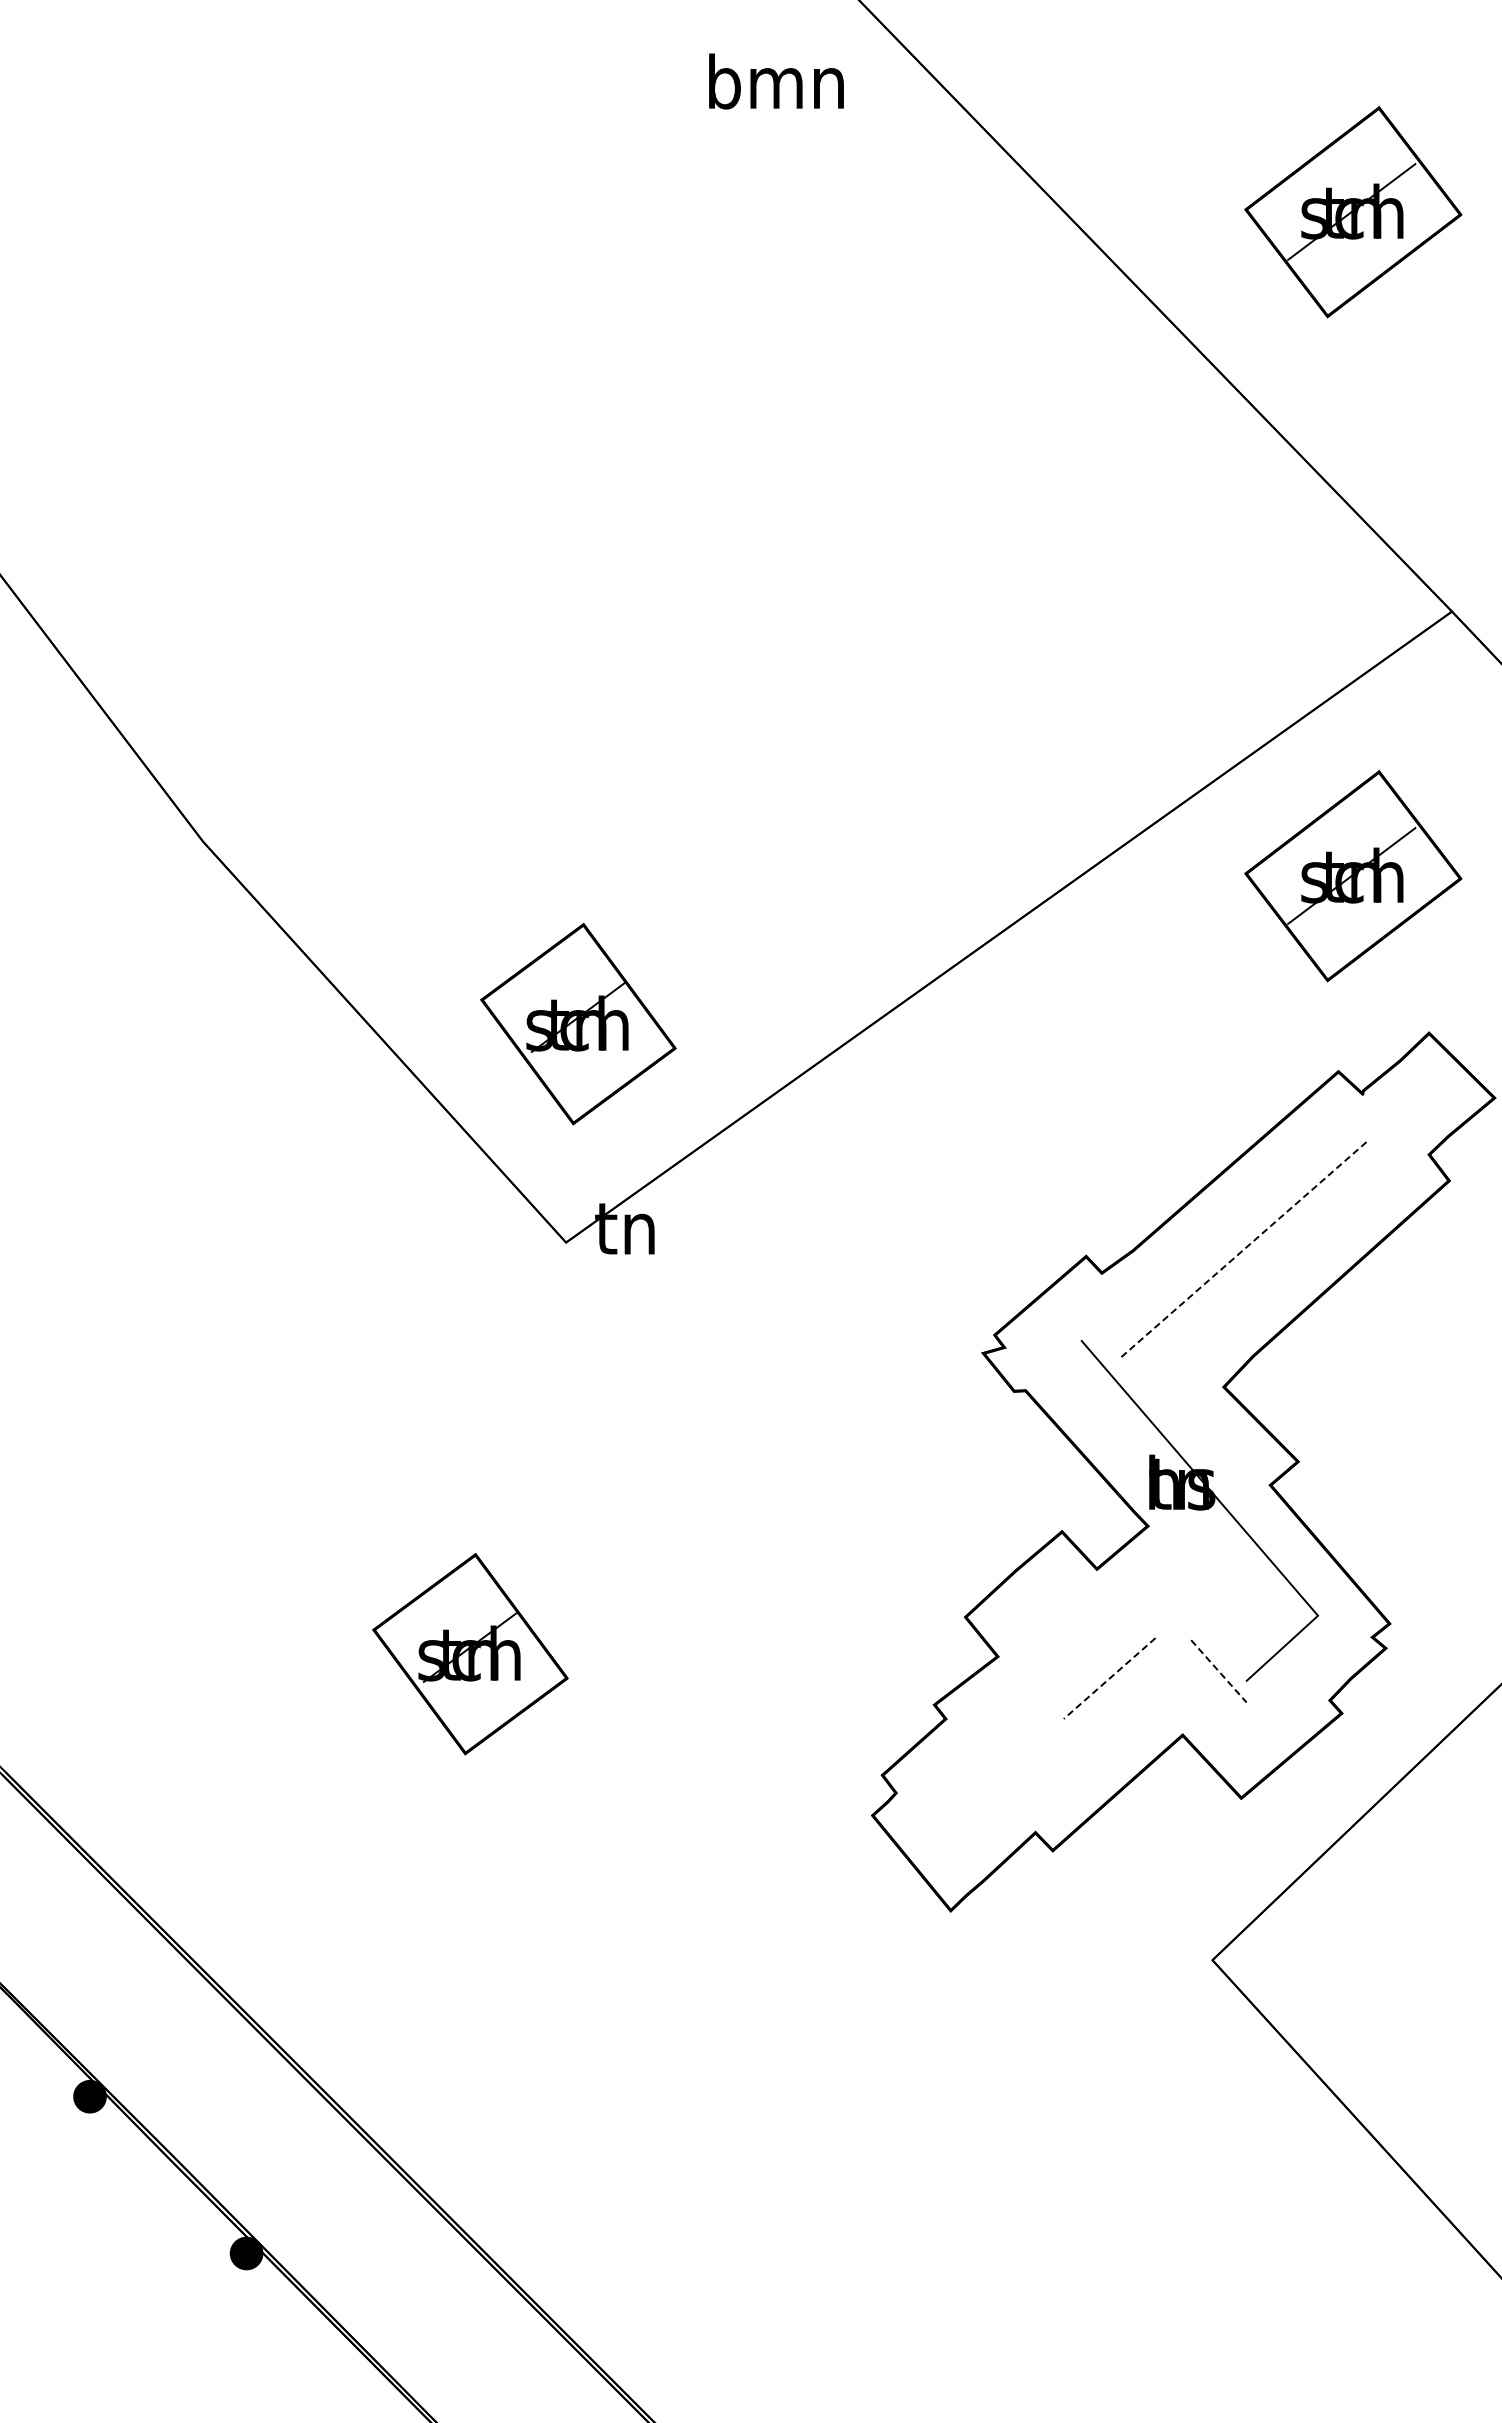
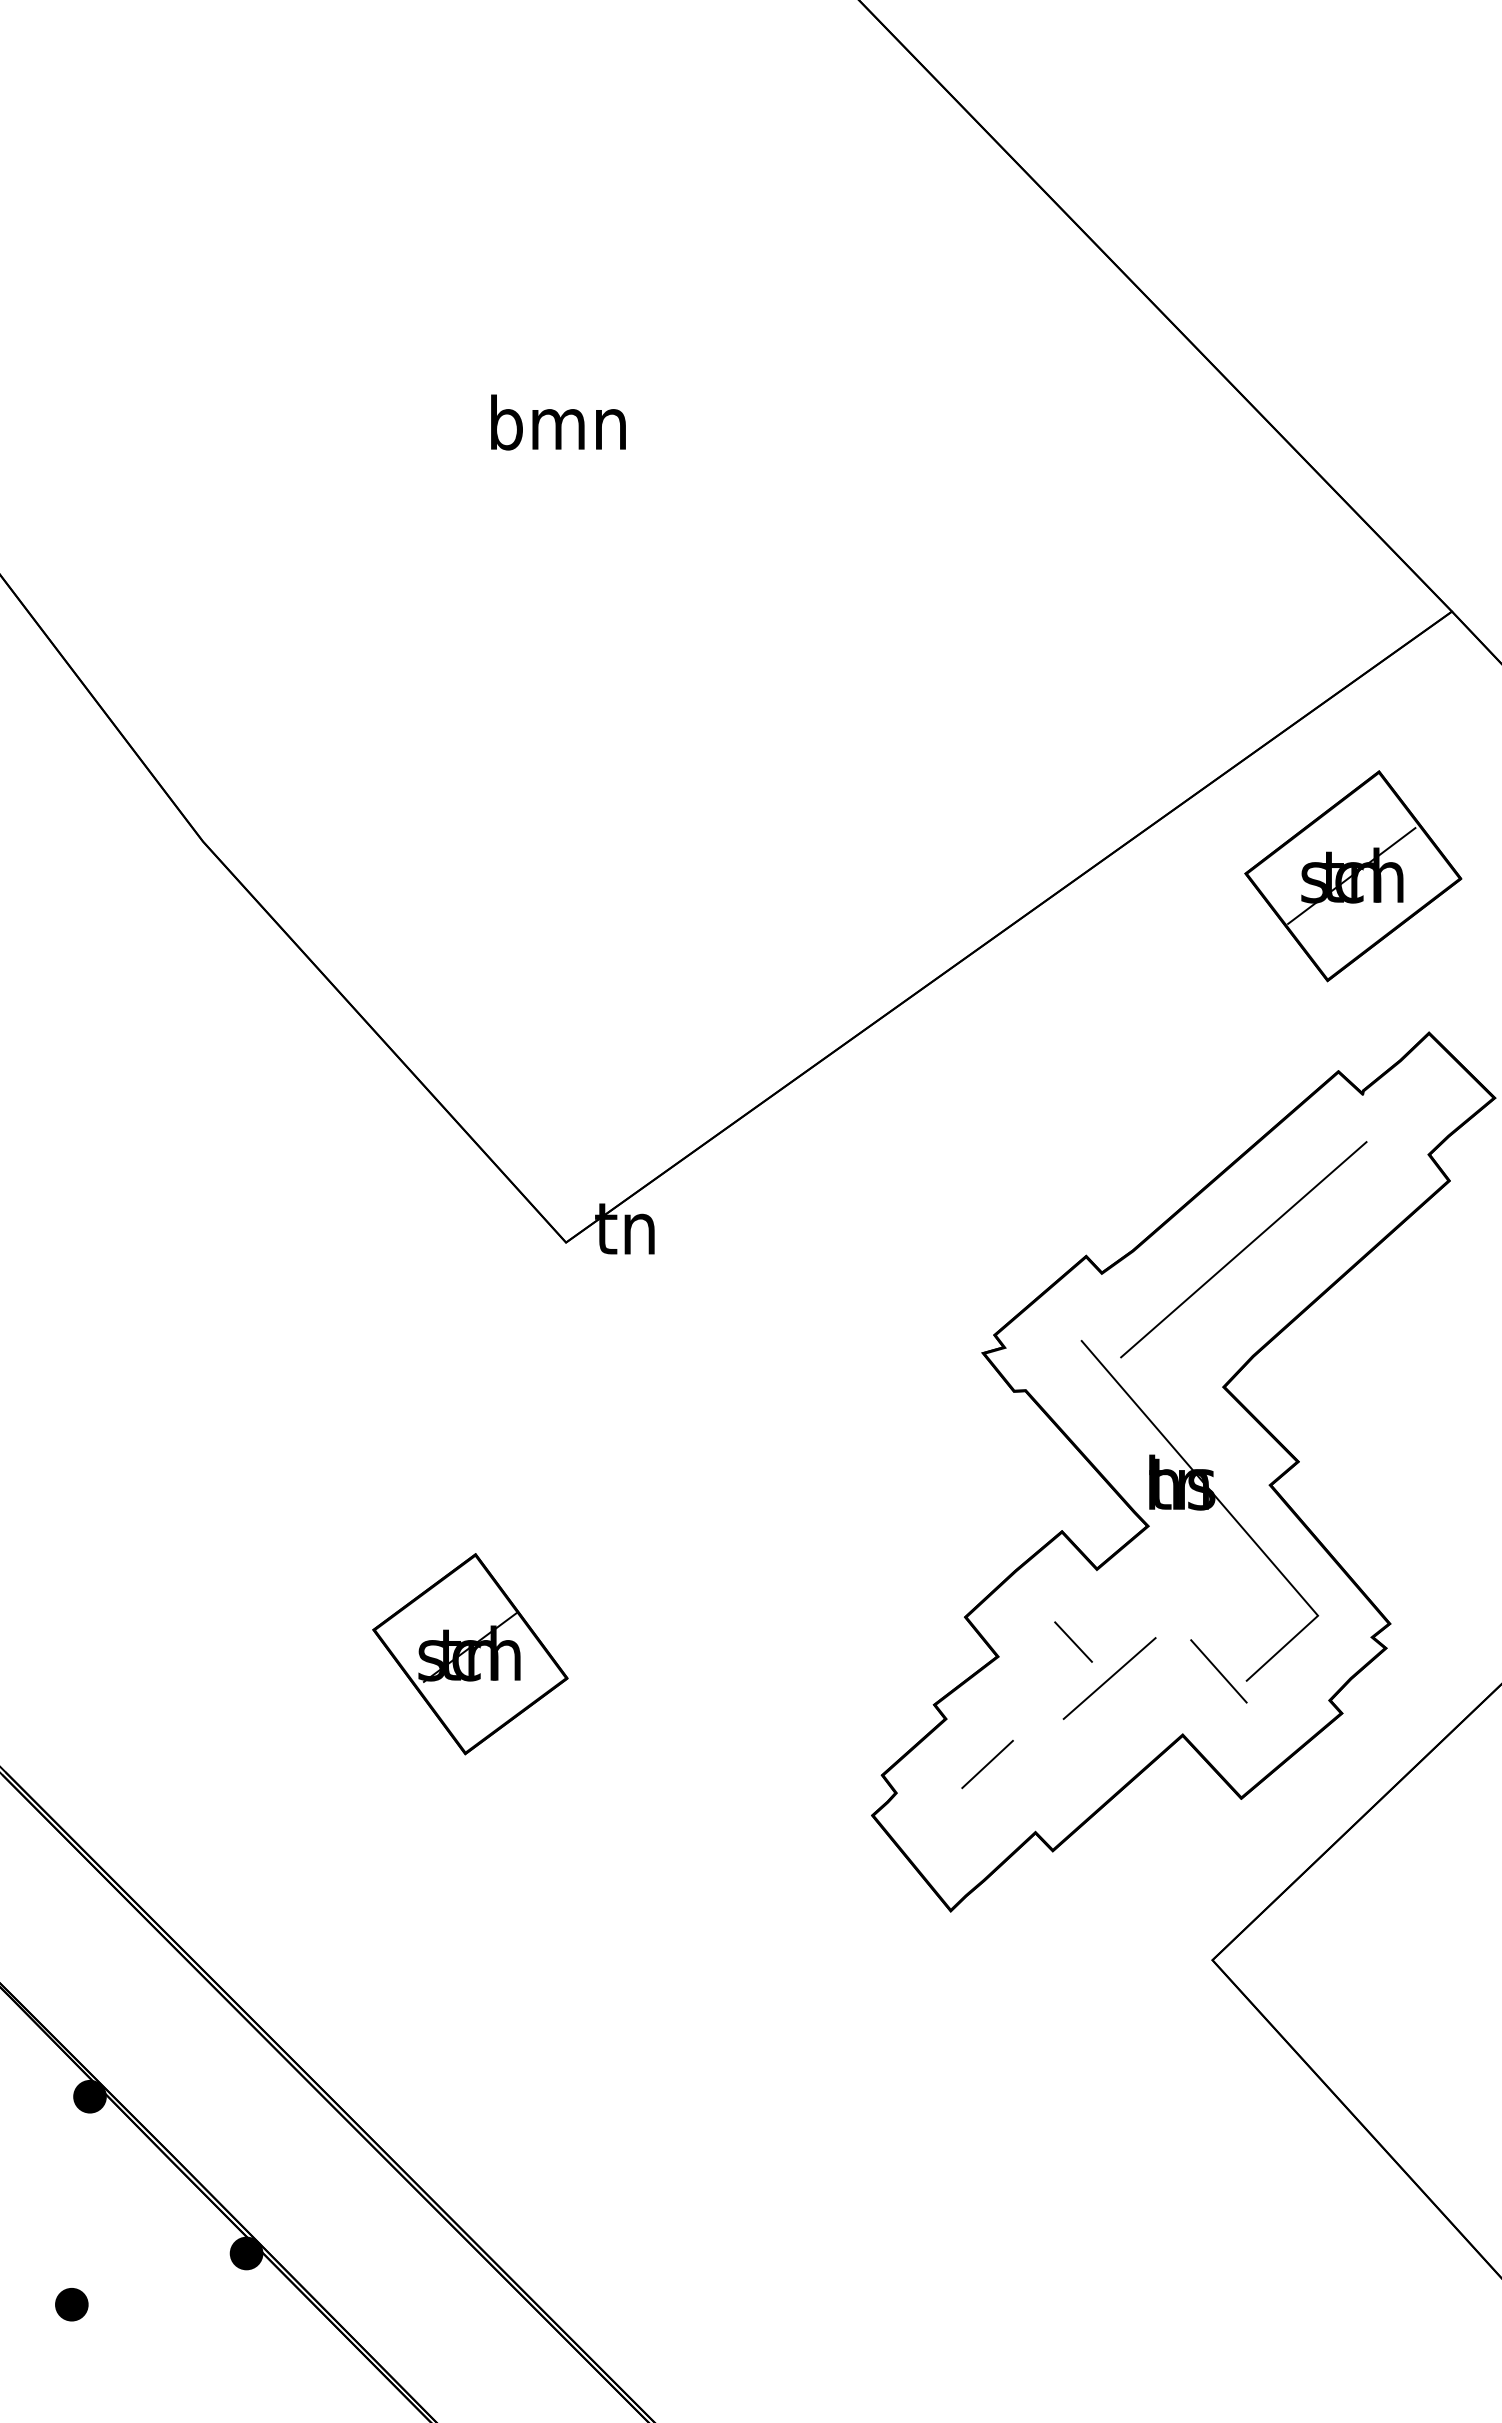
text position: (776, 81) -> (558, 422) (558, 422)
part: present -> none (1353, 212)
part: present -> none (578, 1024)
line: dashed -> solid (1243, 1250)
line: none -> present (1073, 1641)
line: dashed -> solid (1218, 1671)
line: dashed -> solid (1109, 1678)
line: none -> present (987, 1764)
part: none -> present (71, 2304)
